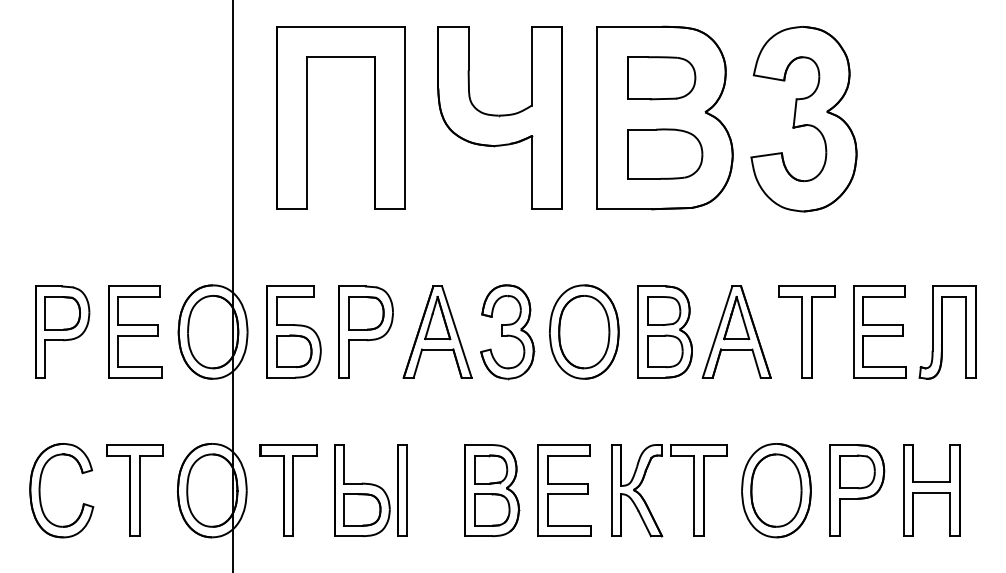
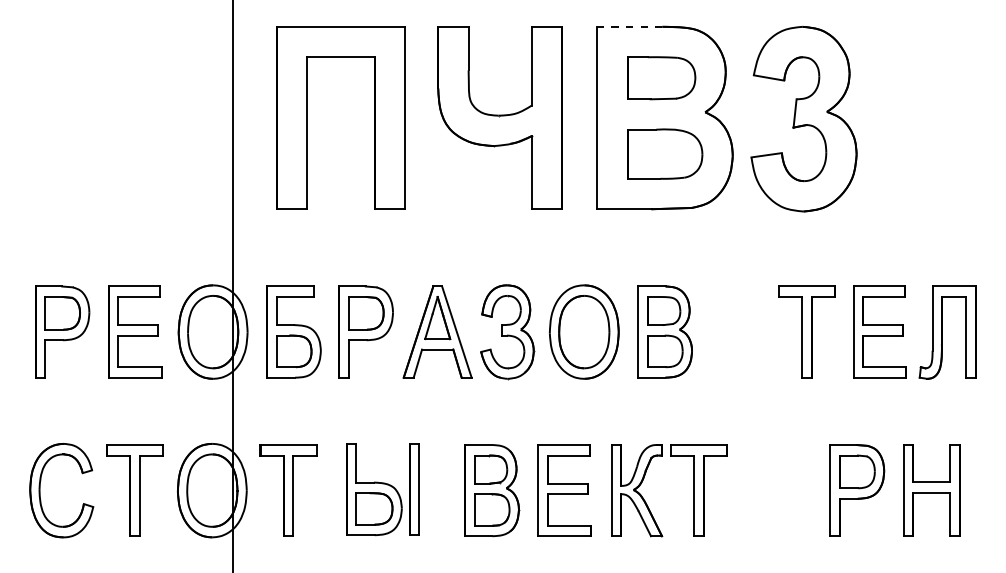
line: solid -> dashed (629, 26)
part: present -> none (736, 331)
part position: (370, 490) -> (382, 489) (382, 489)
part: present -> none (776, 490)
